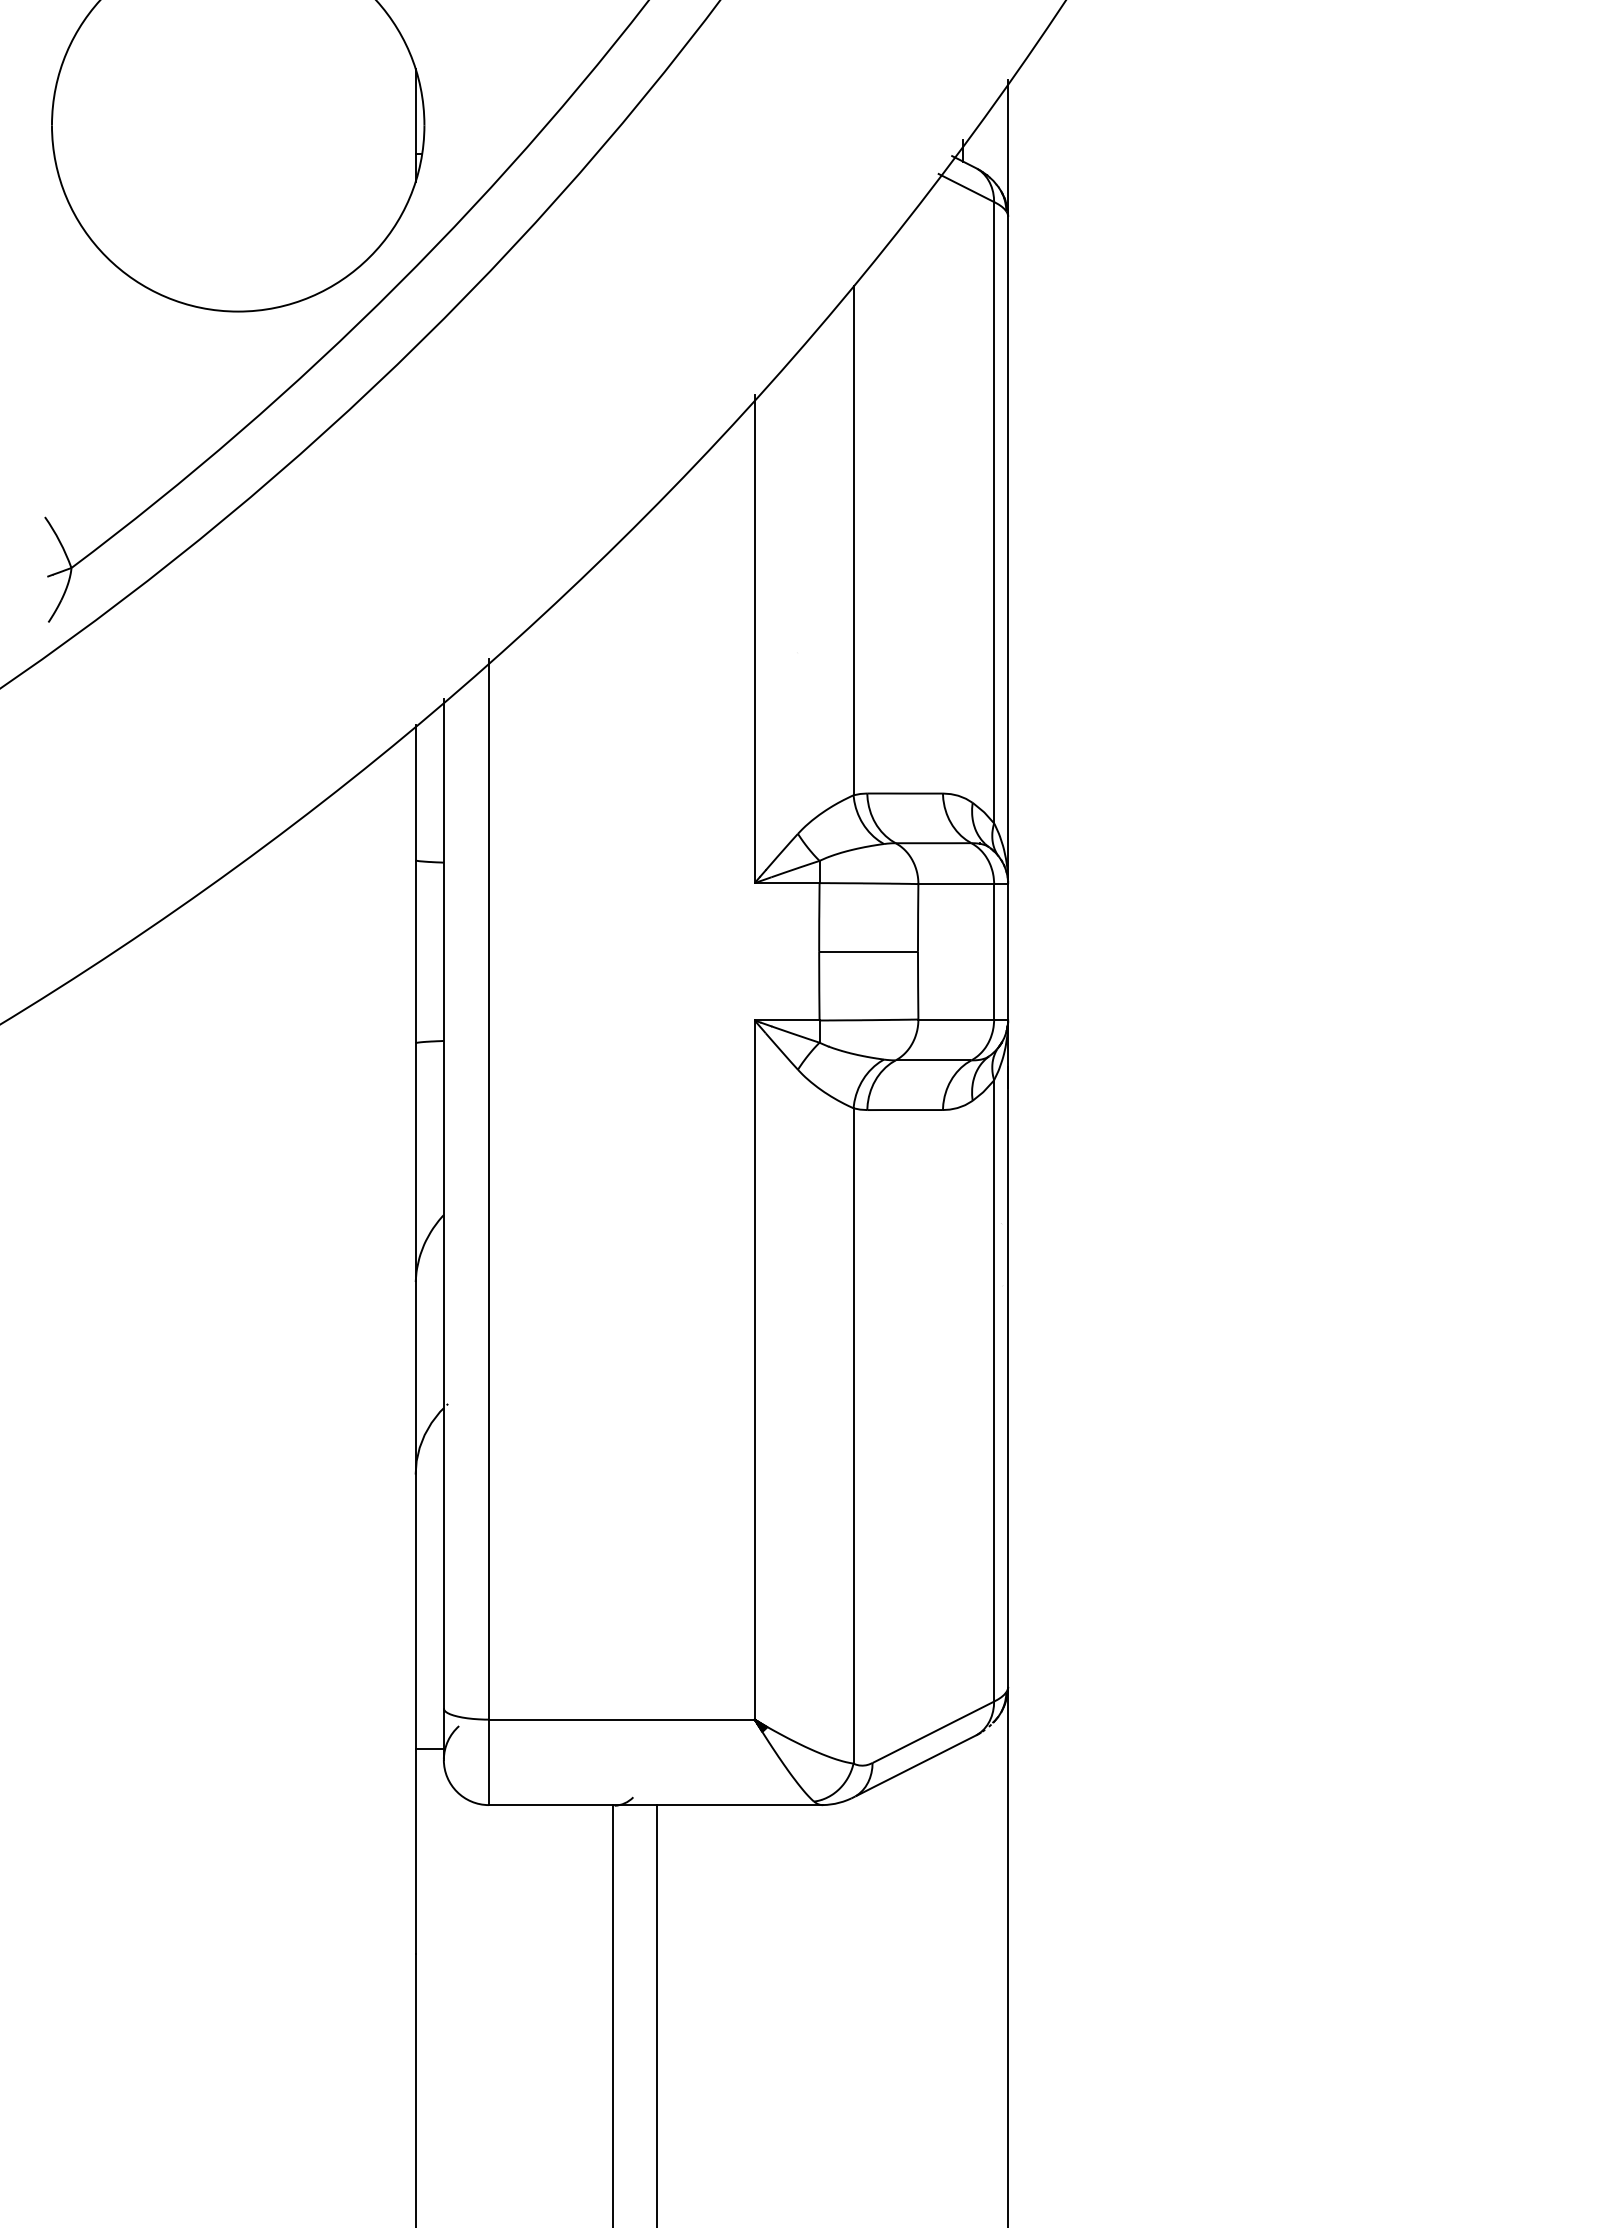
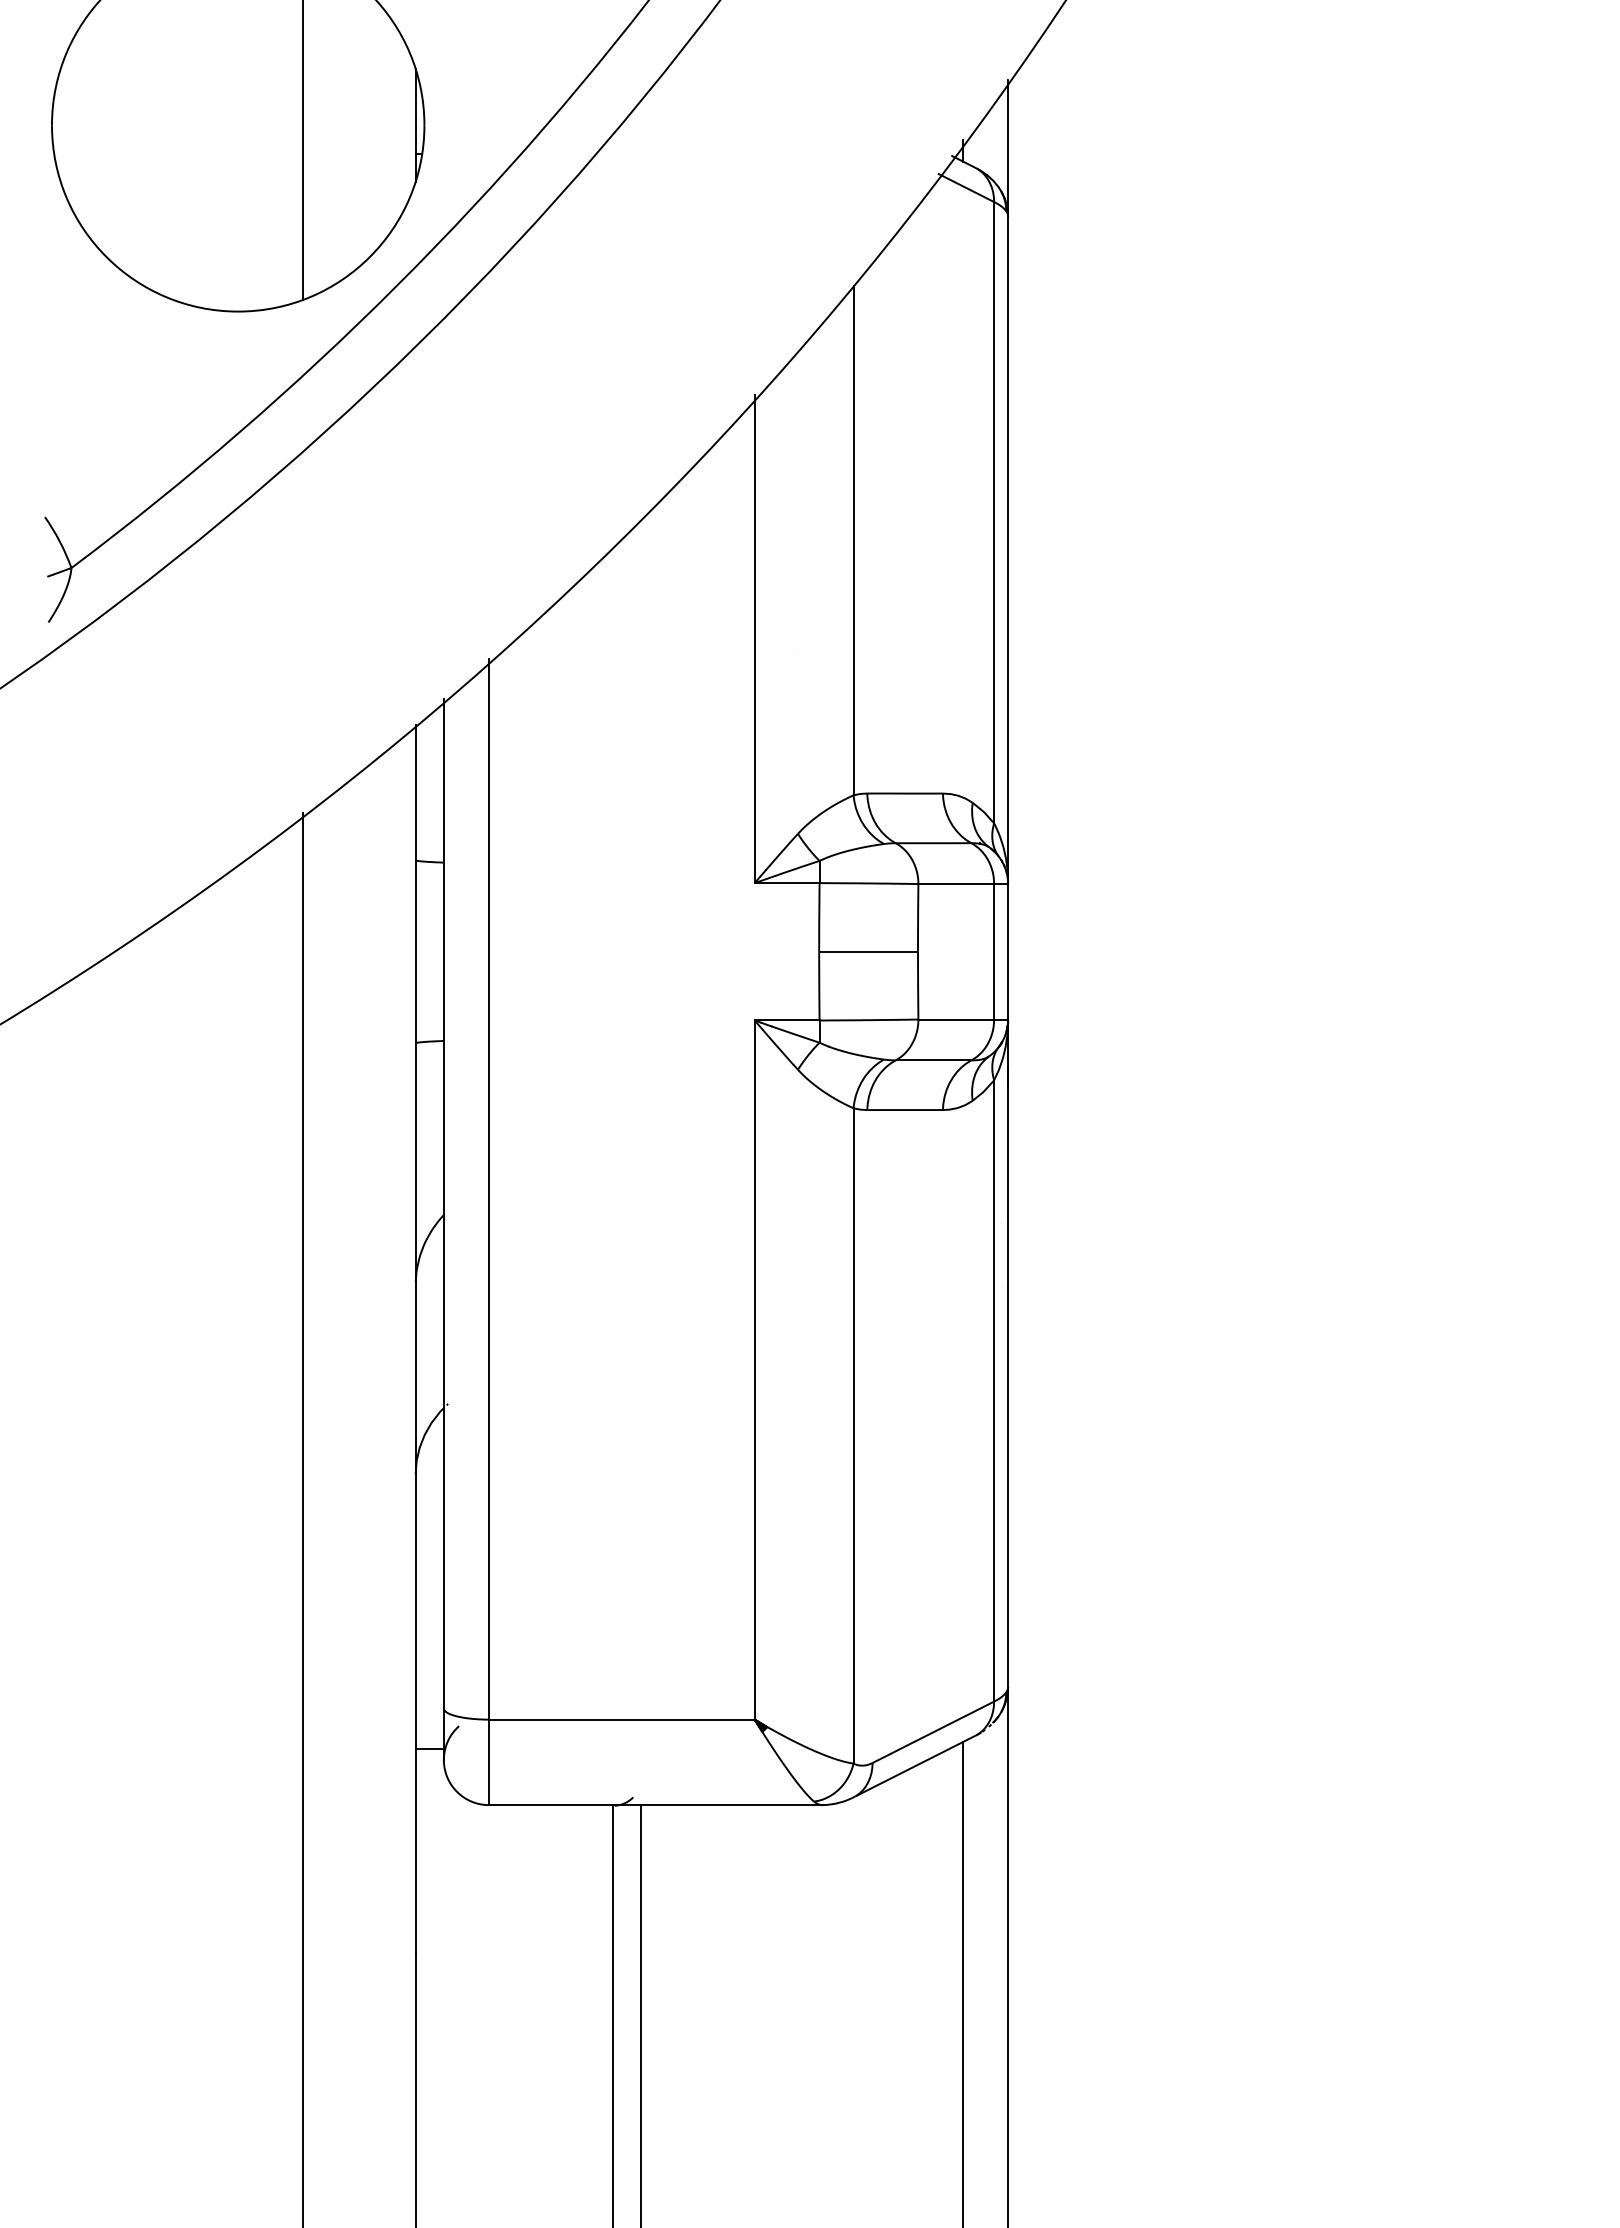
line: none -> present (302, 150)
line: none -> present (302, 1518)
line: none -> present (963, 1983)
line position: (657, 2014) -> (641, 2014) (641, 2014)
